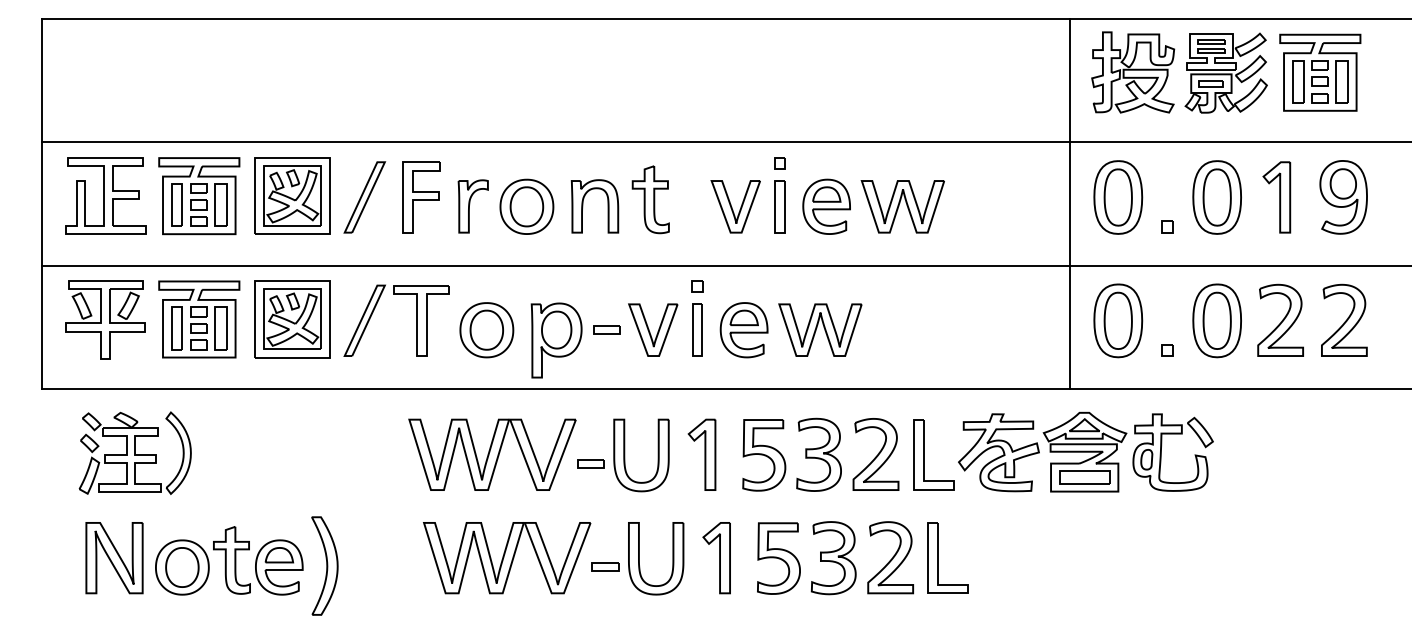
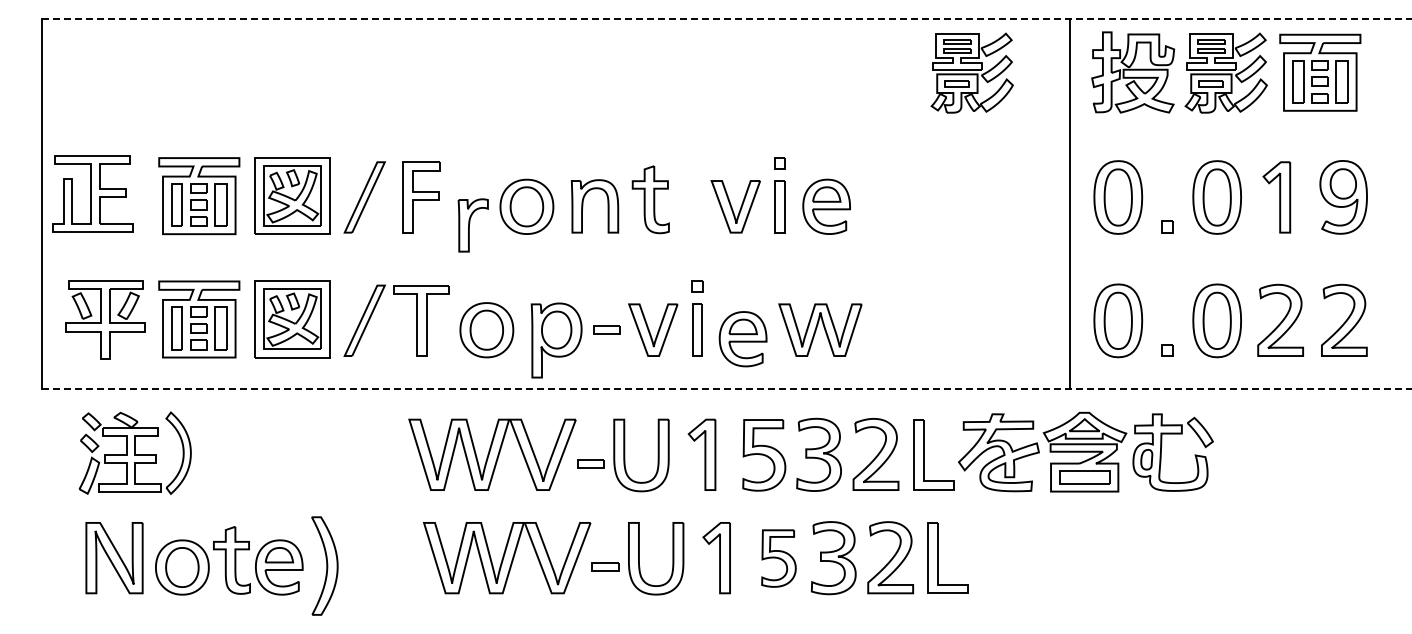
line: solid -> dashed (727, 19)
part: none -> present (971, 72)
line: present -> none (725, 142)
part position: (105, 195) -> (92, 193) (92, 193)
part position: (472, 206) -> (472, 225) (472, 225)
part: present -> none (902, 206)
line: present -> none (725, 265)
part position: (743, 330) -> (742, 339) (742, 339)
line: solid -> dashed (727, 389)
part size: 44x73 px -> 36x59 px (778, 558)
